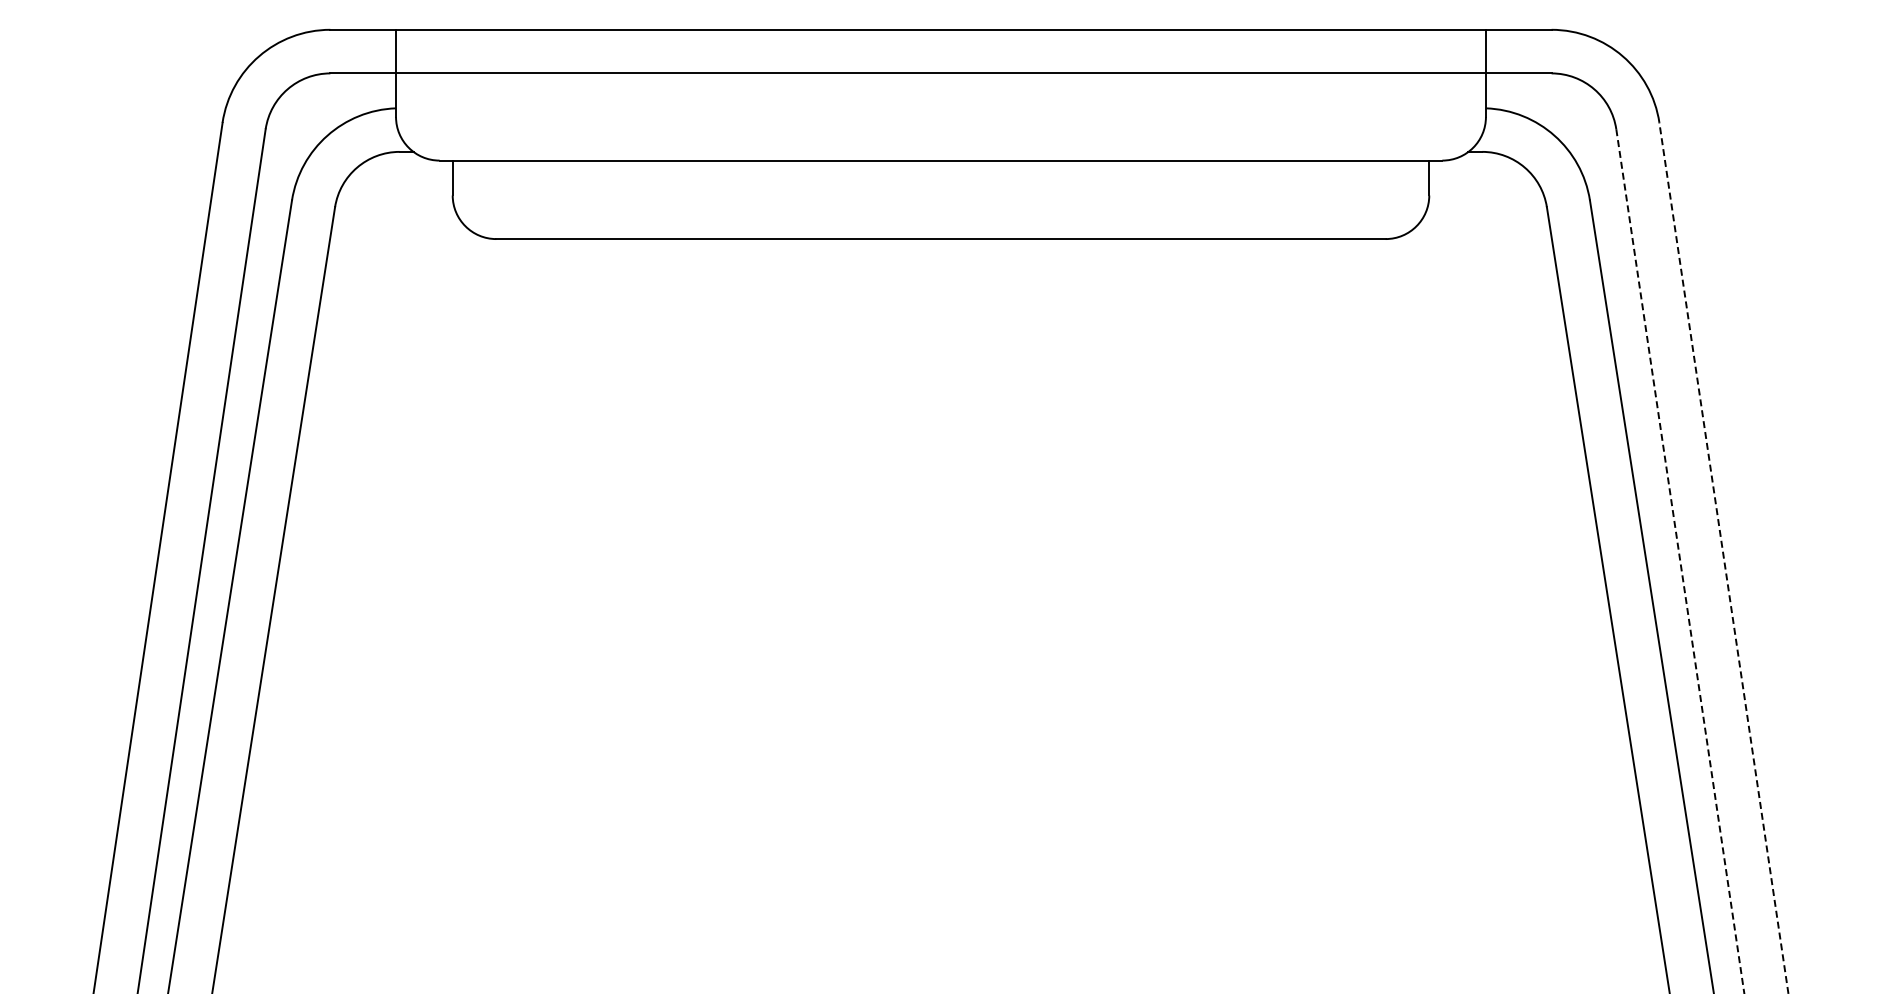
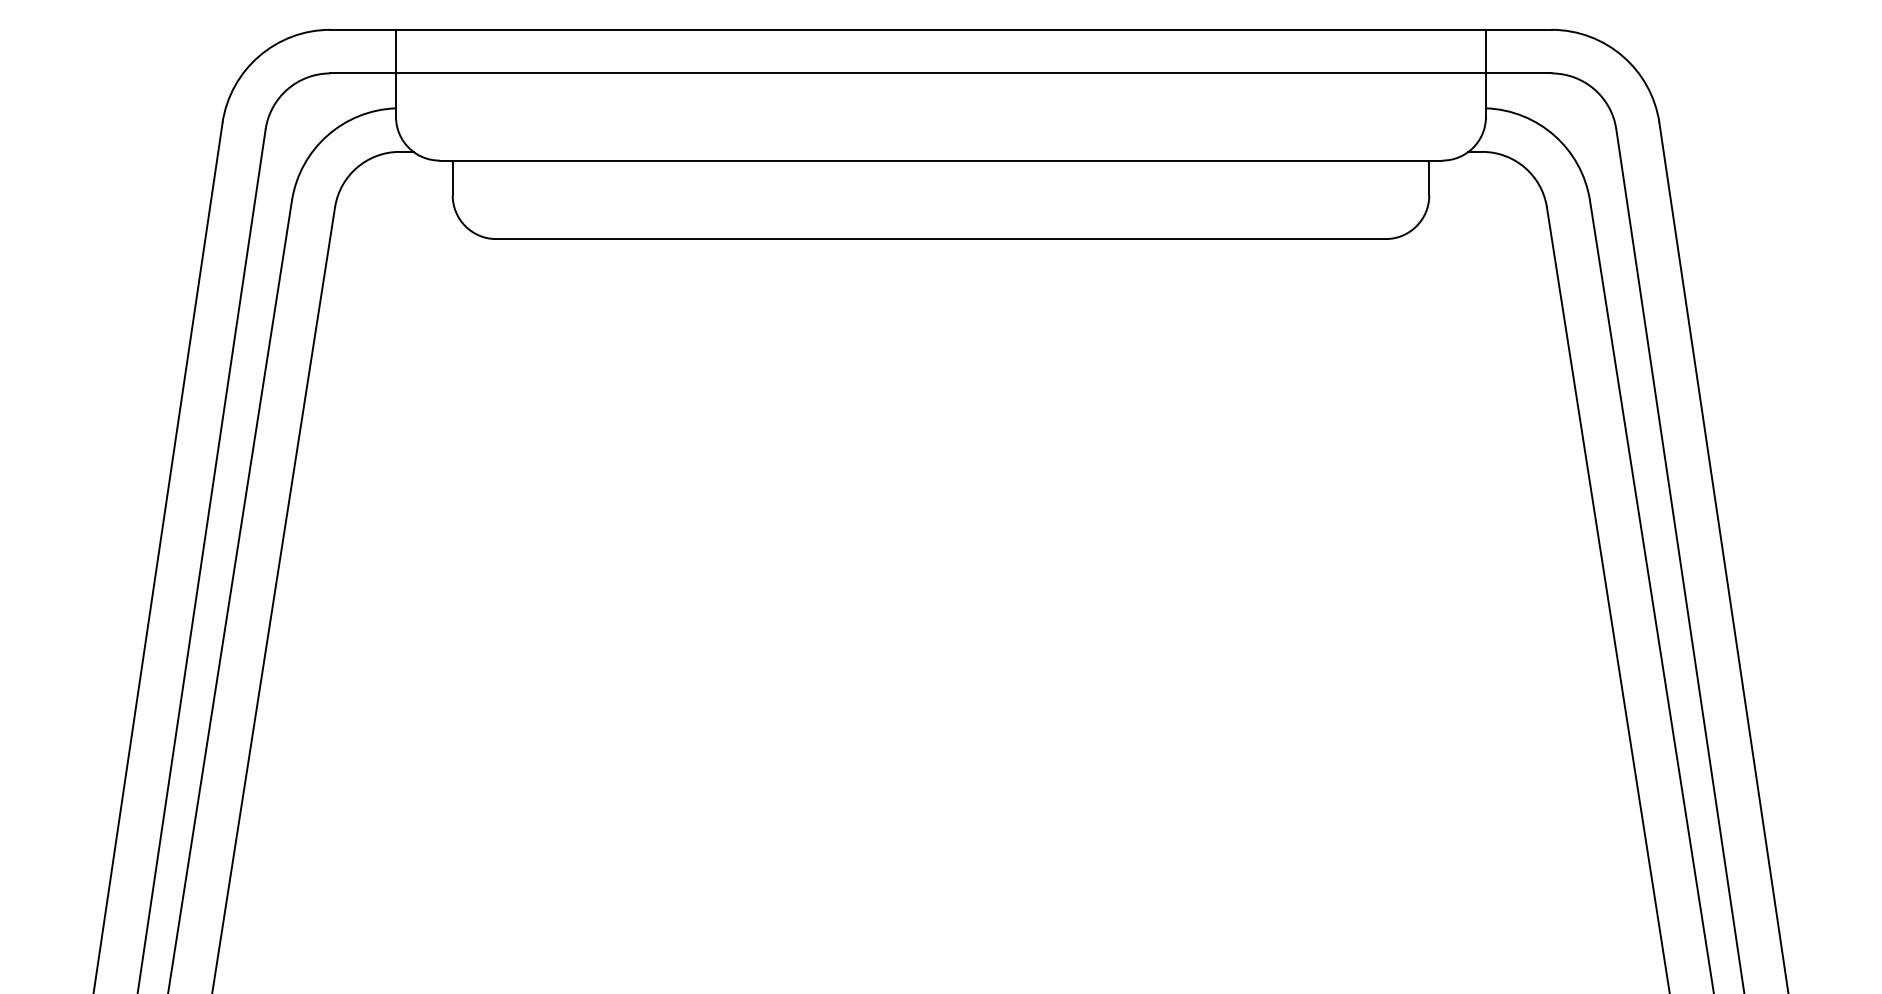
line: dashed -> solid (1723, 557)
line: dashed -> solid (1680, 561)
